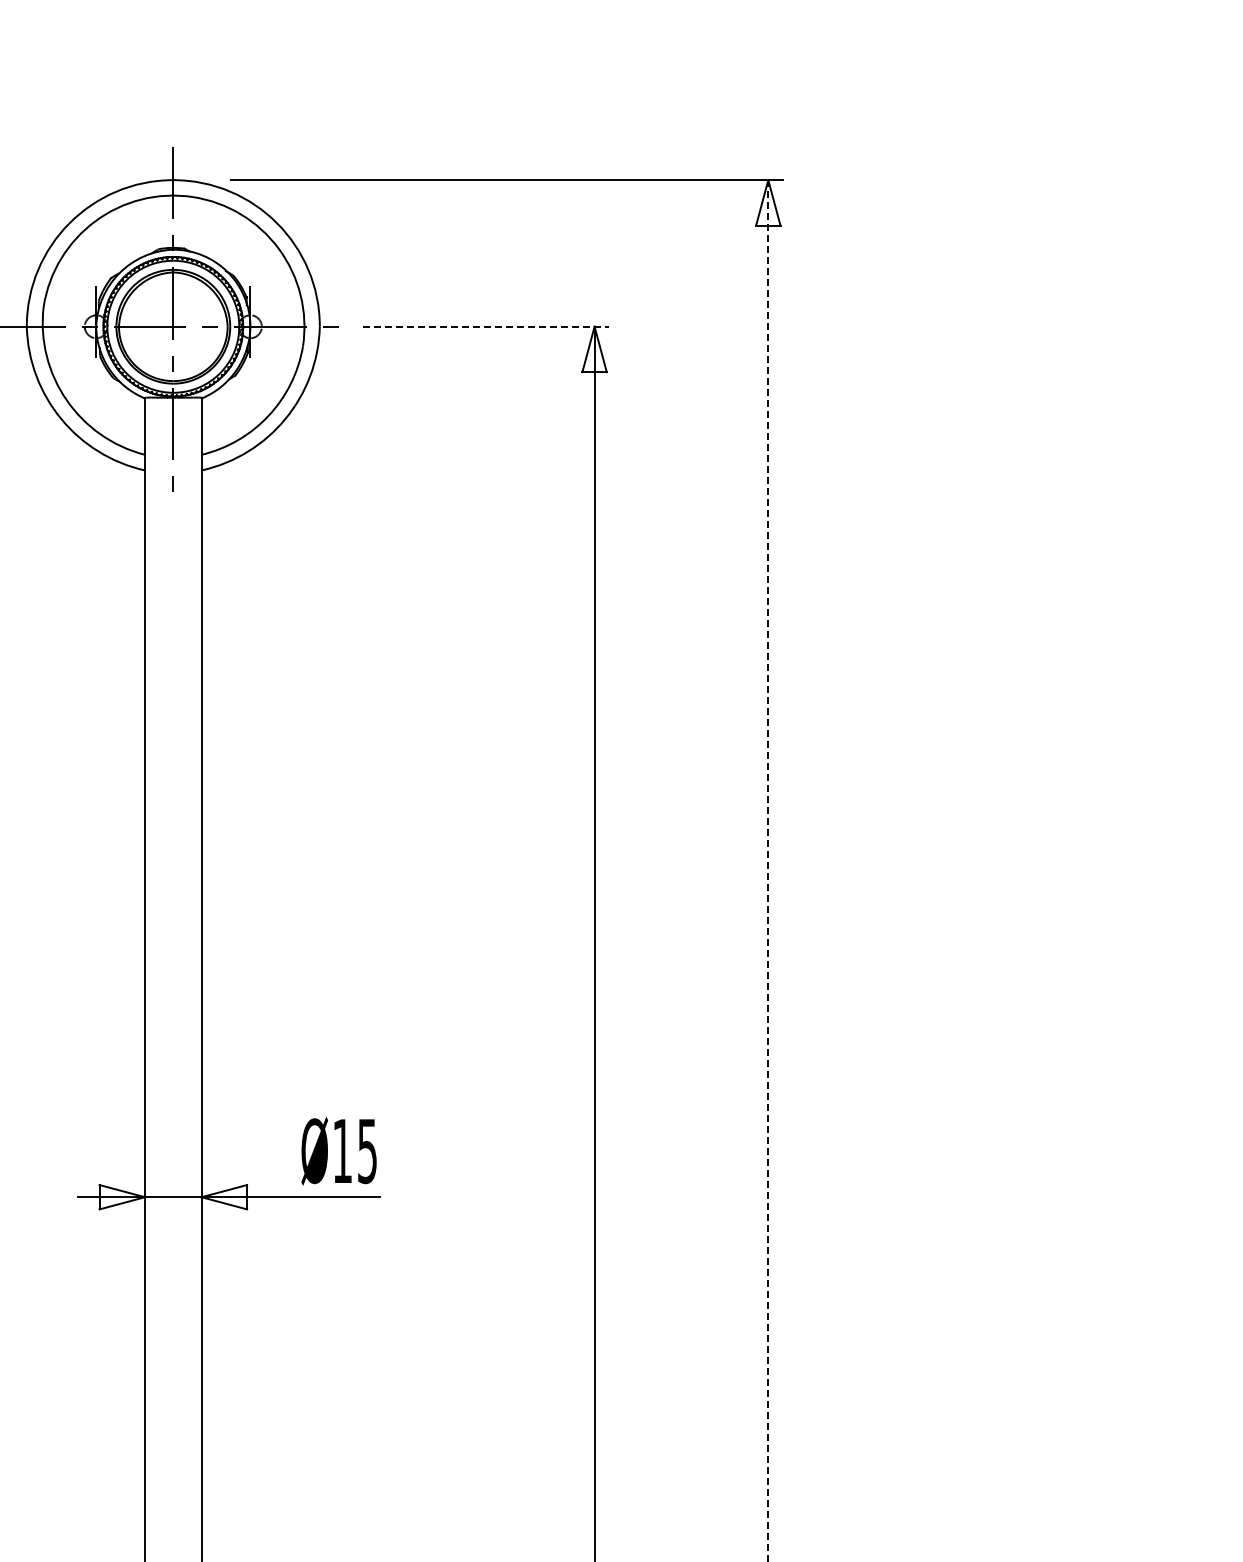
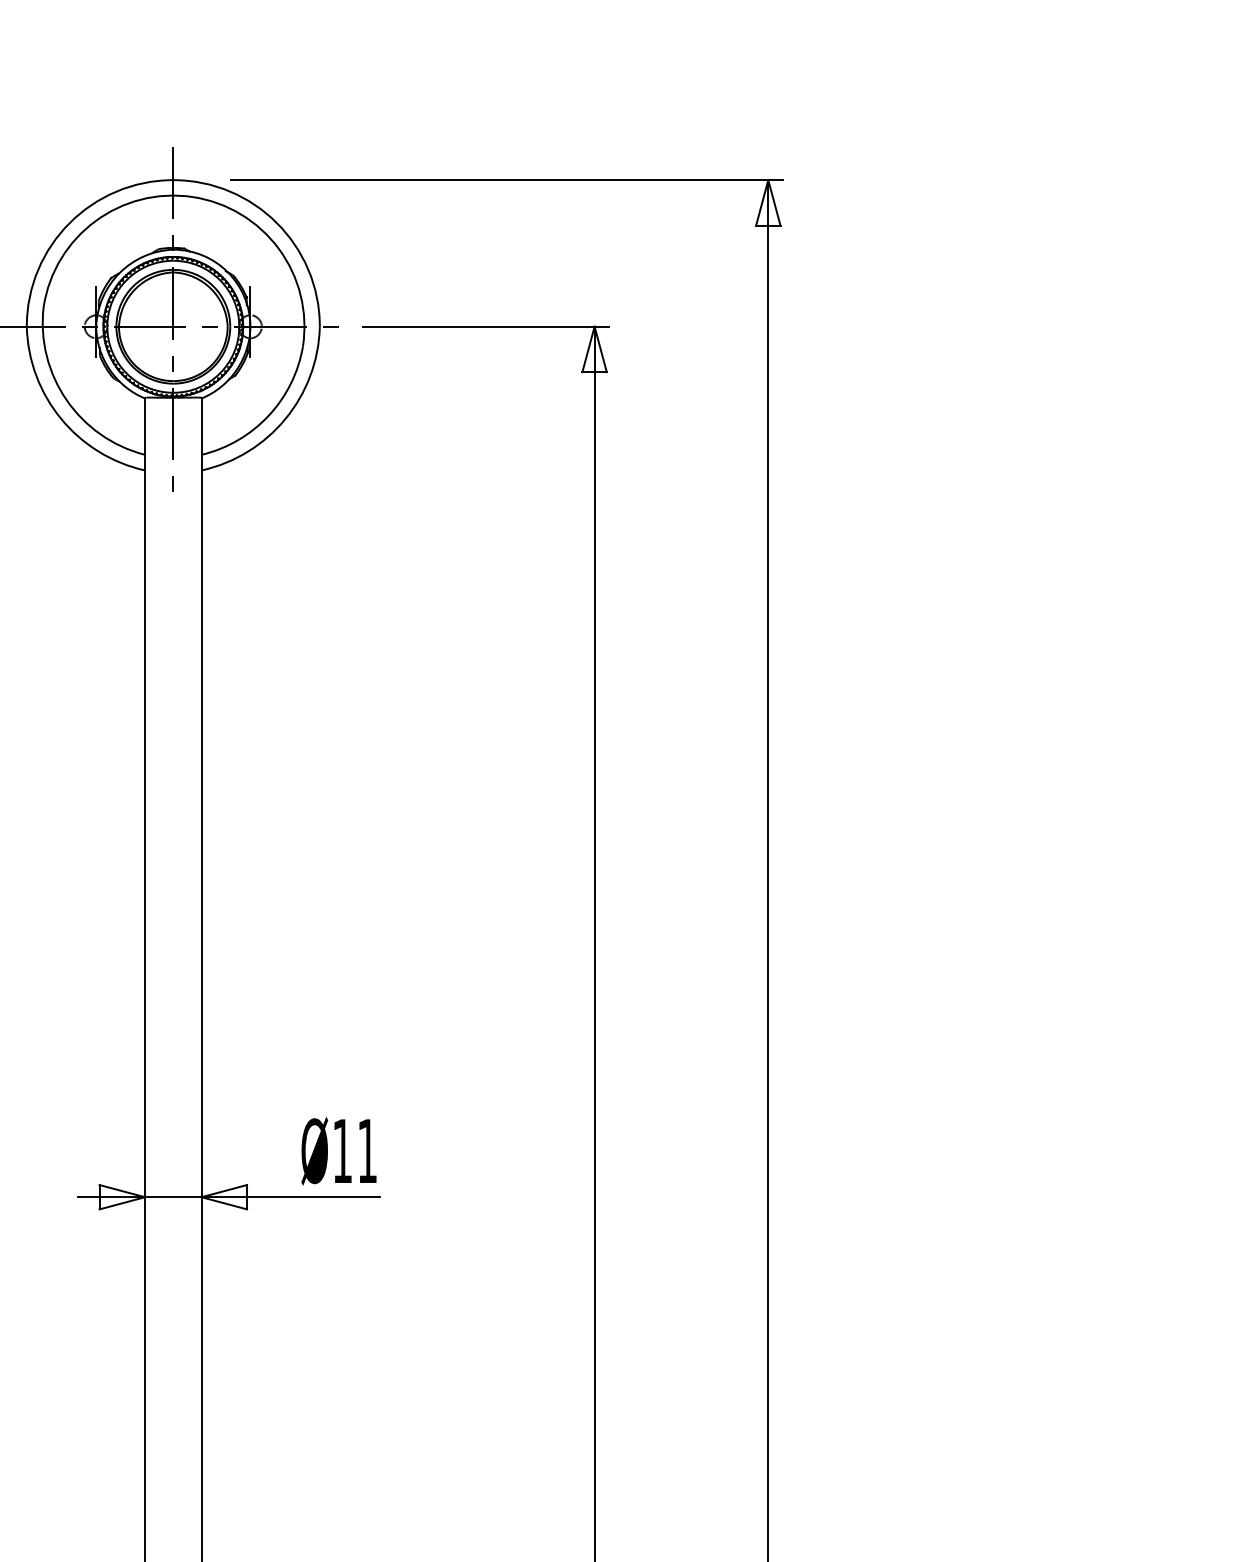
line: dashed -> solid (486, 326)
line: dashed -> solid (768, 871)
text: Ø15 -> Ø11 (367, 1151)
